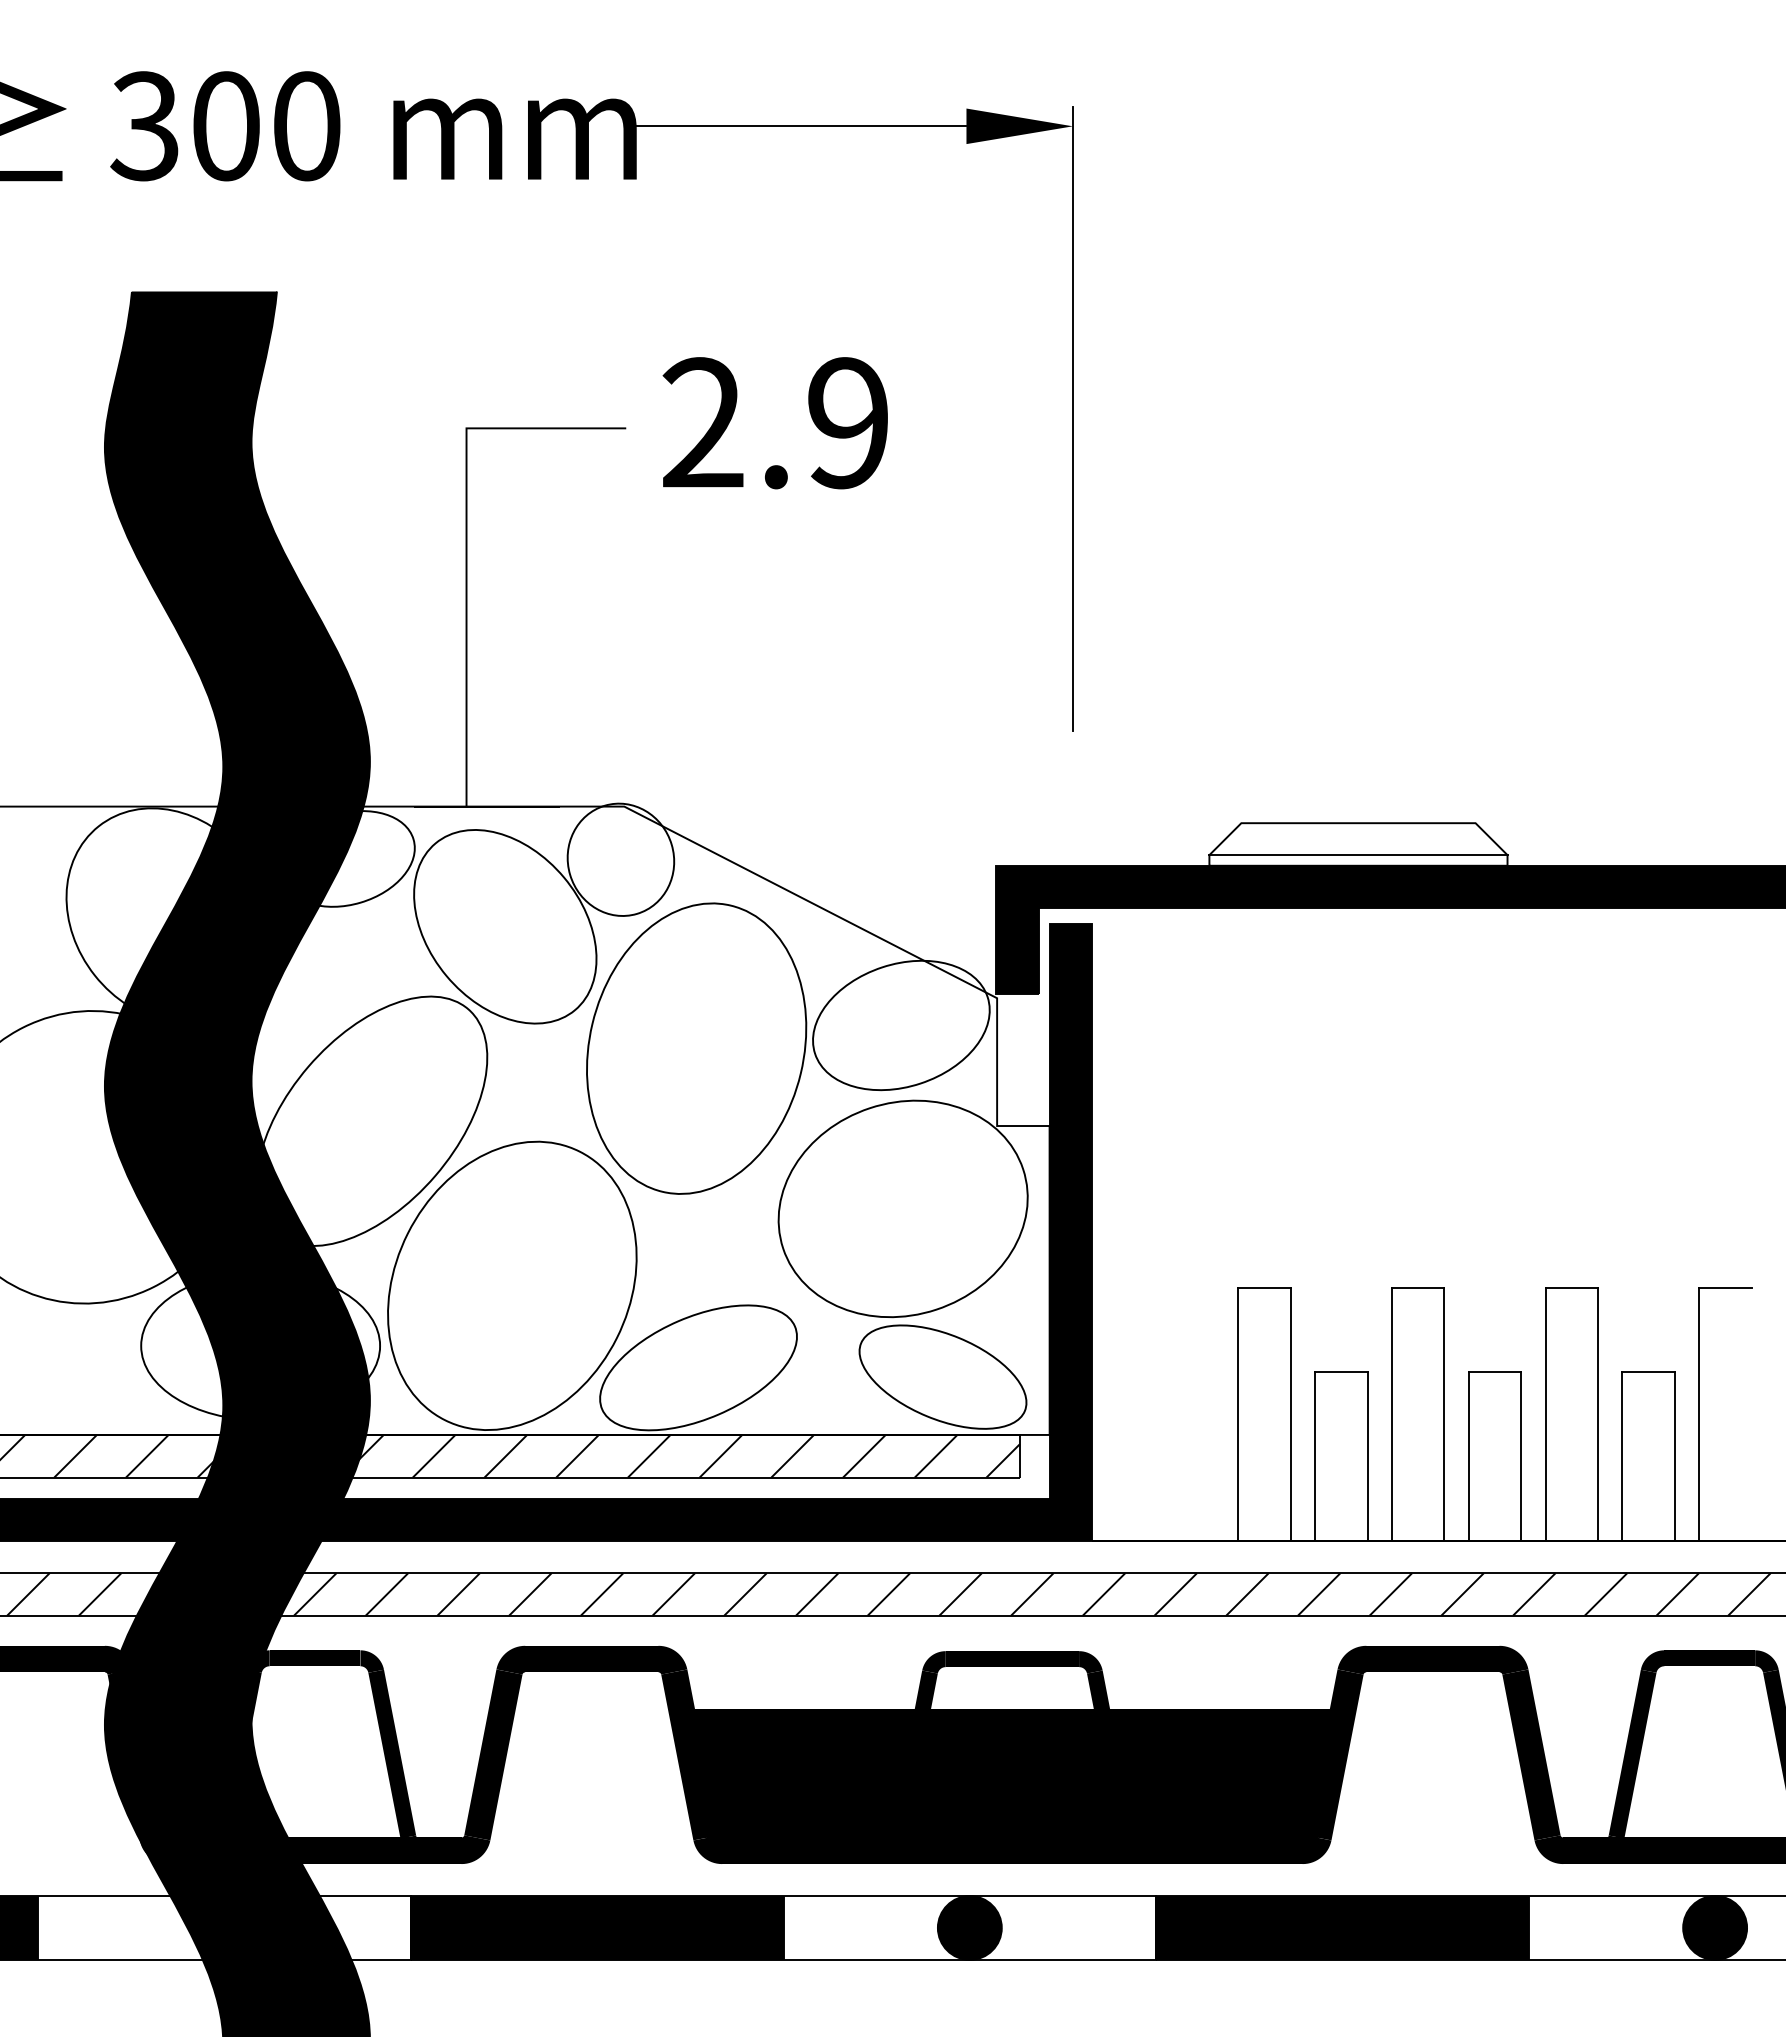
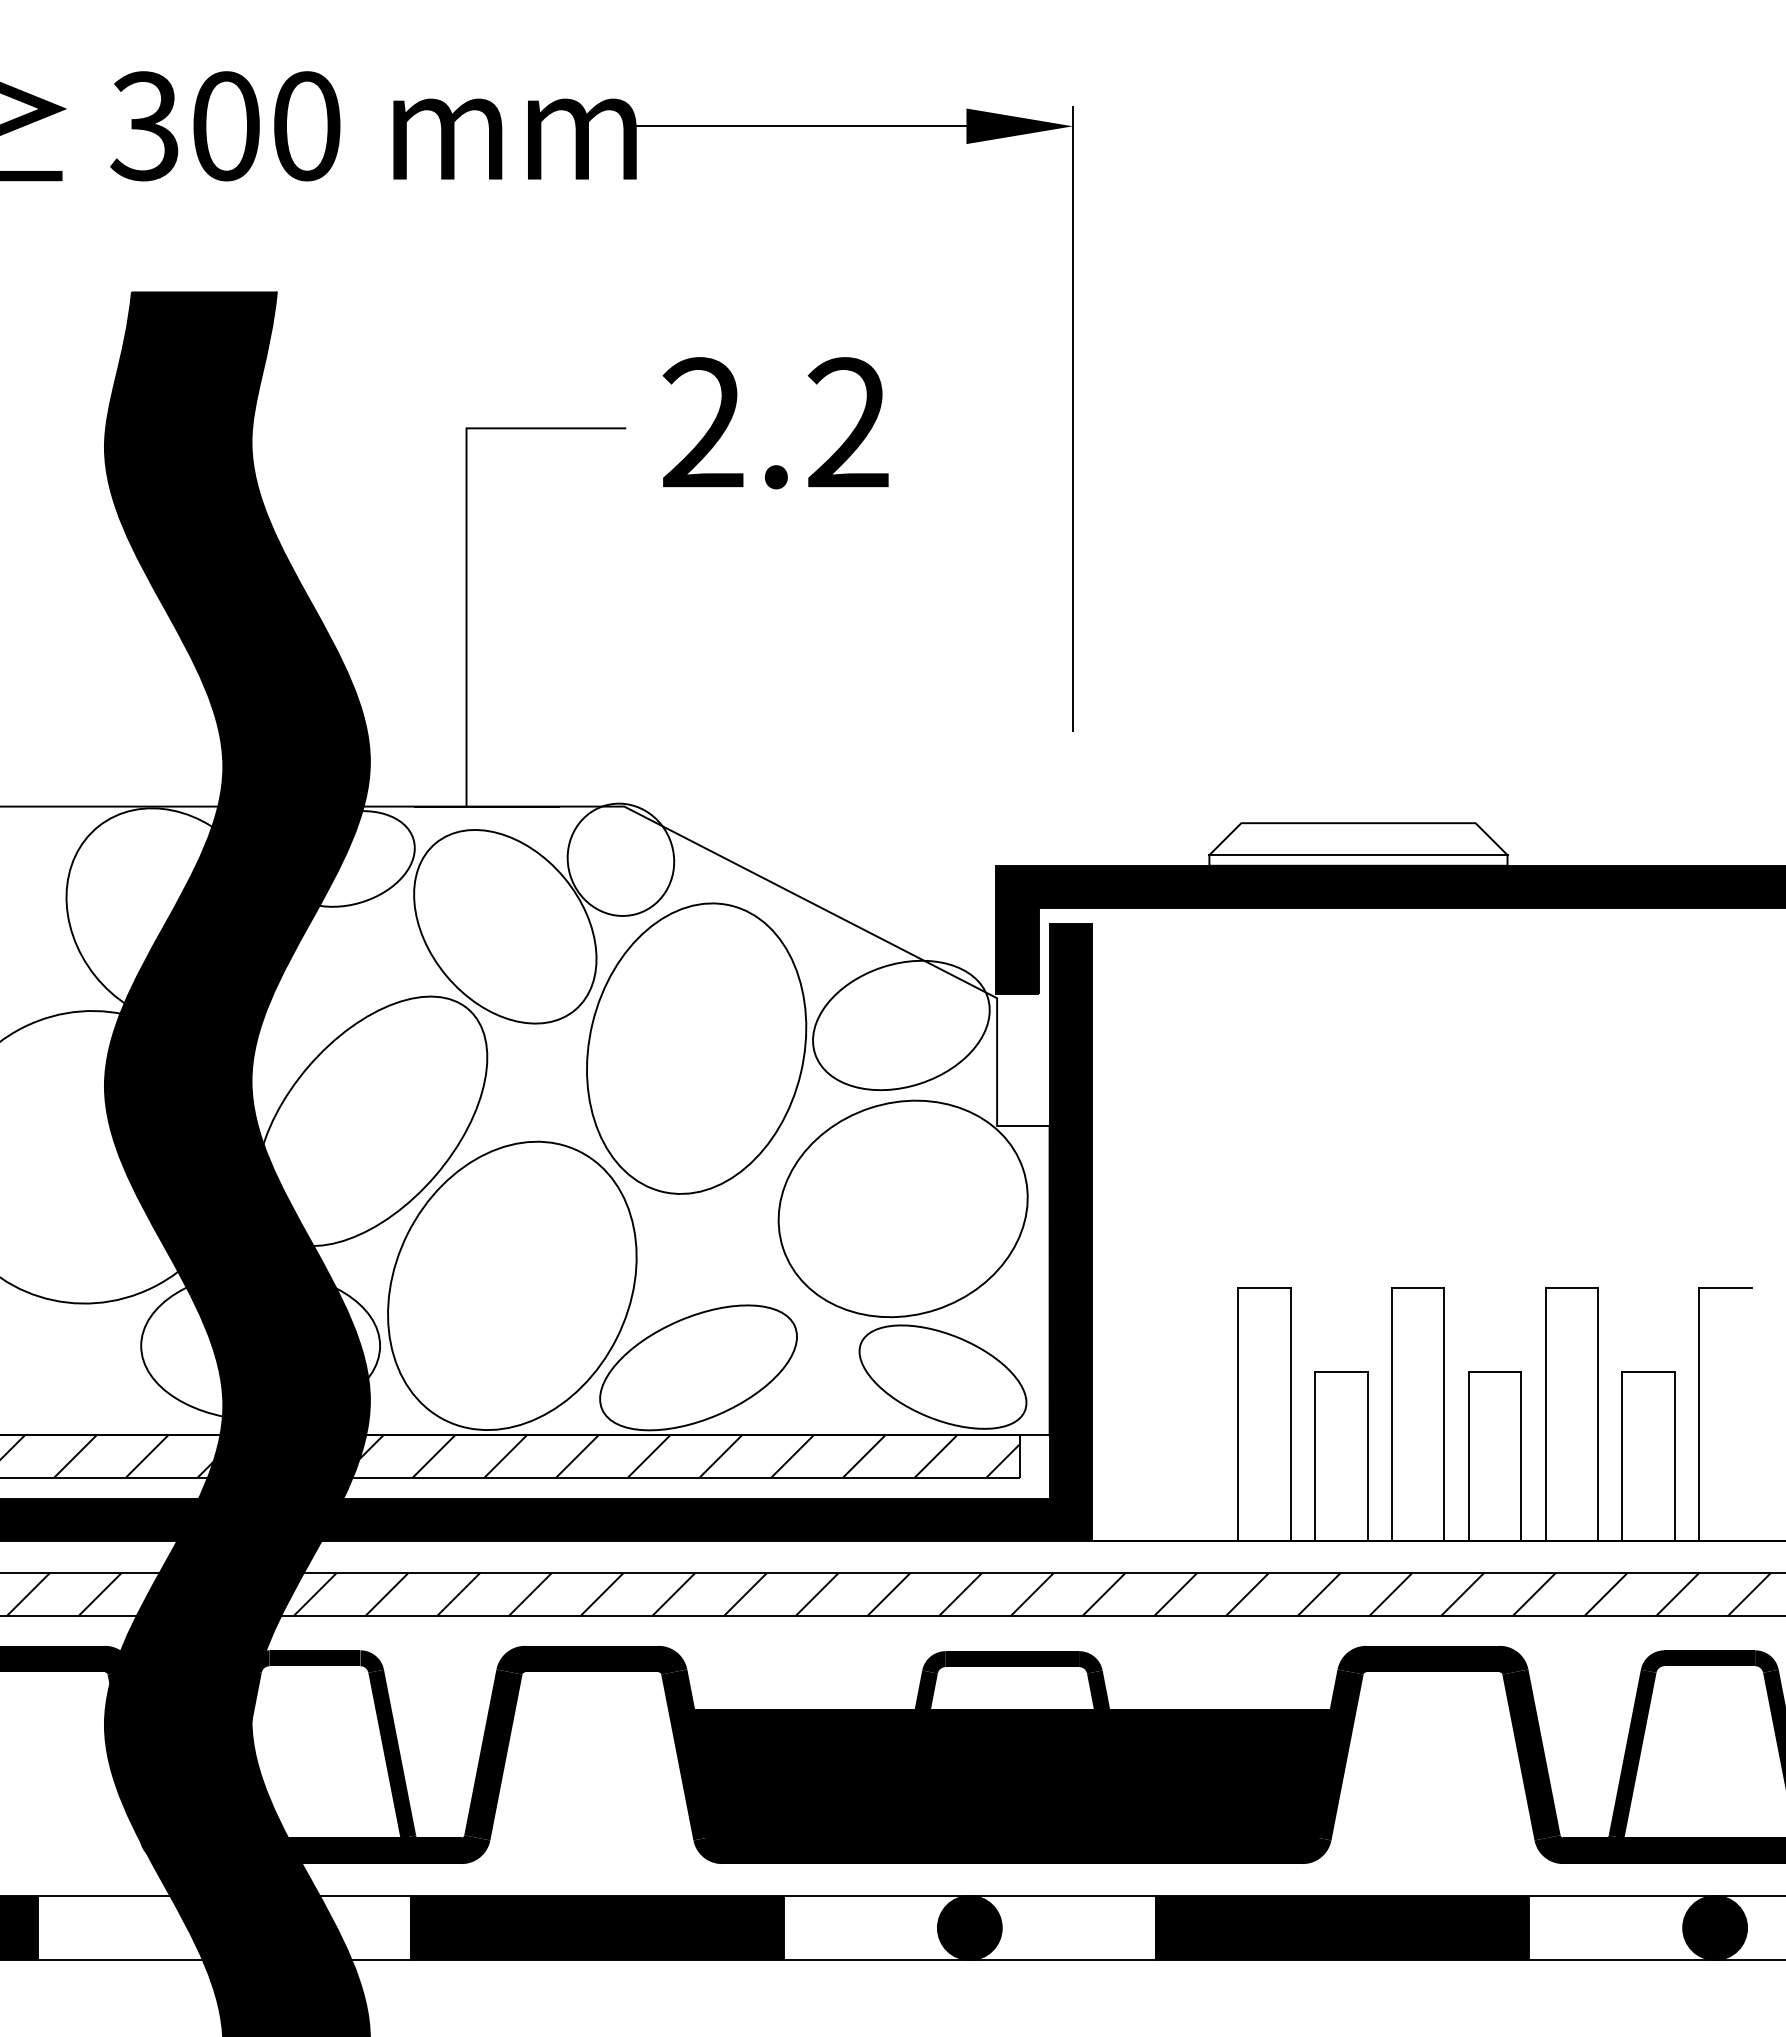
text: 2.9 -> 2.2 (847, 423)
